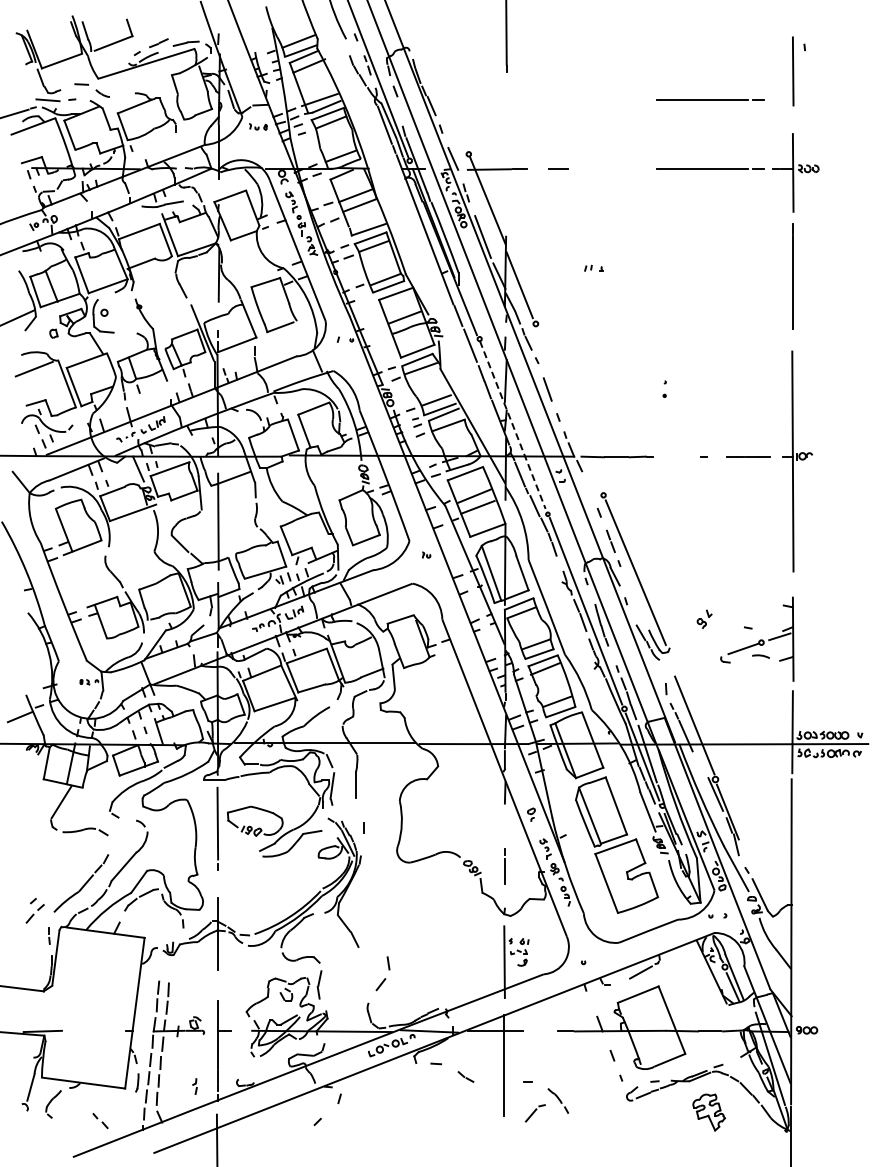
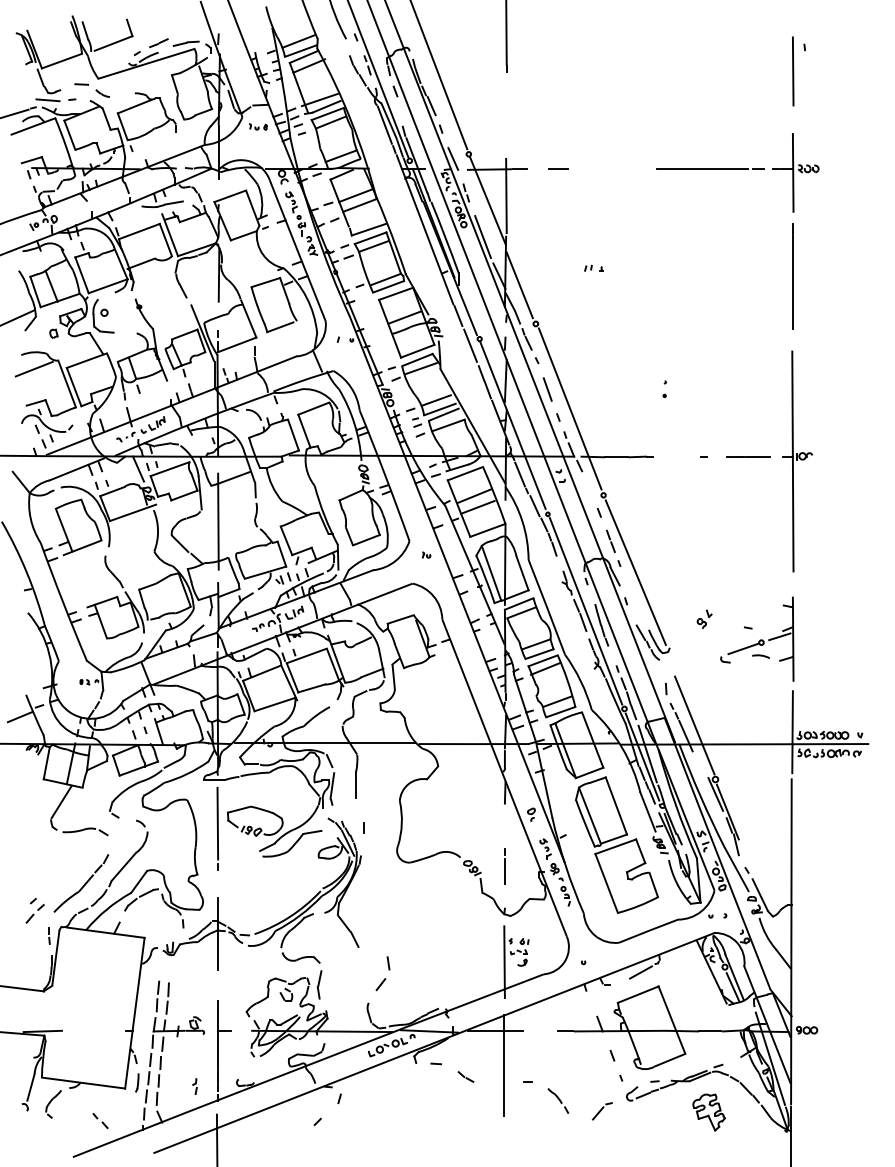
line: none -> present (439, 75)
line: present -> none (710, 99)
line: none -> present (506, 195)
line: none -> present (569, 408)
line: dashed -> solid (512, 425)
part position: (535, 1113) -> (602, 1111) (602, 1111)
